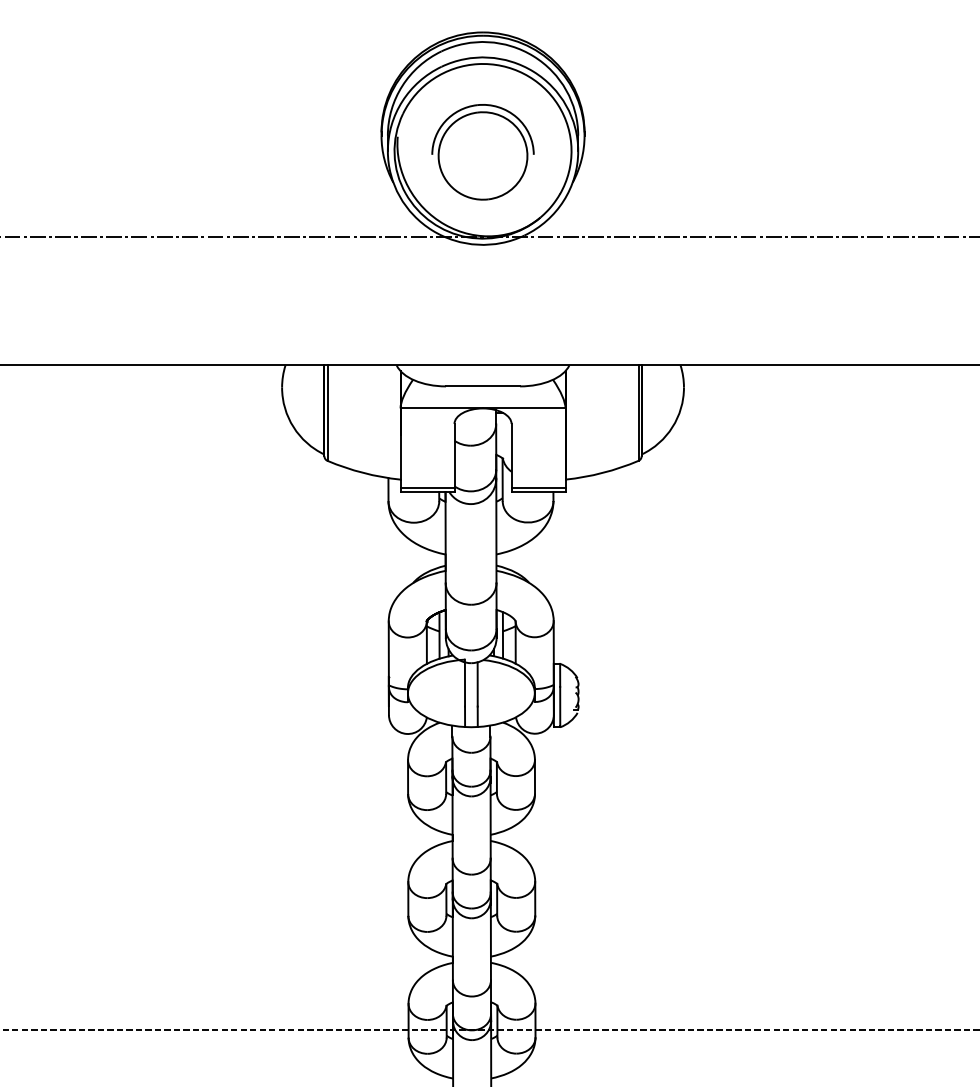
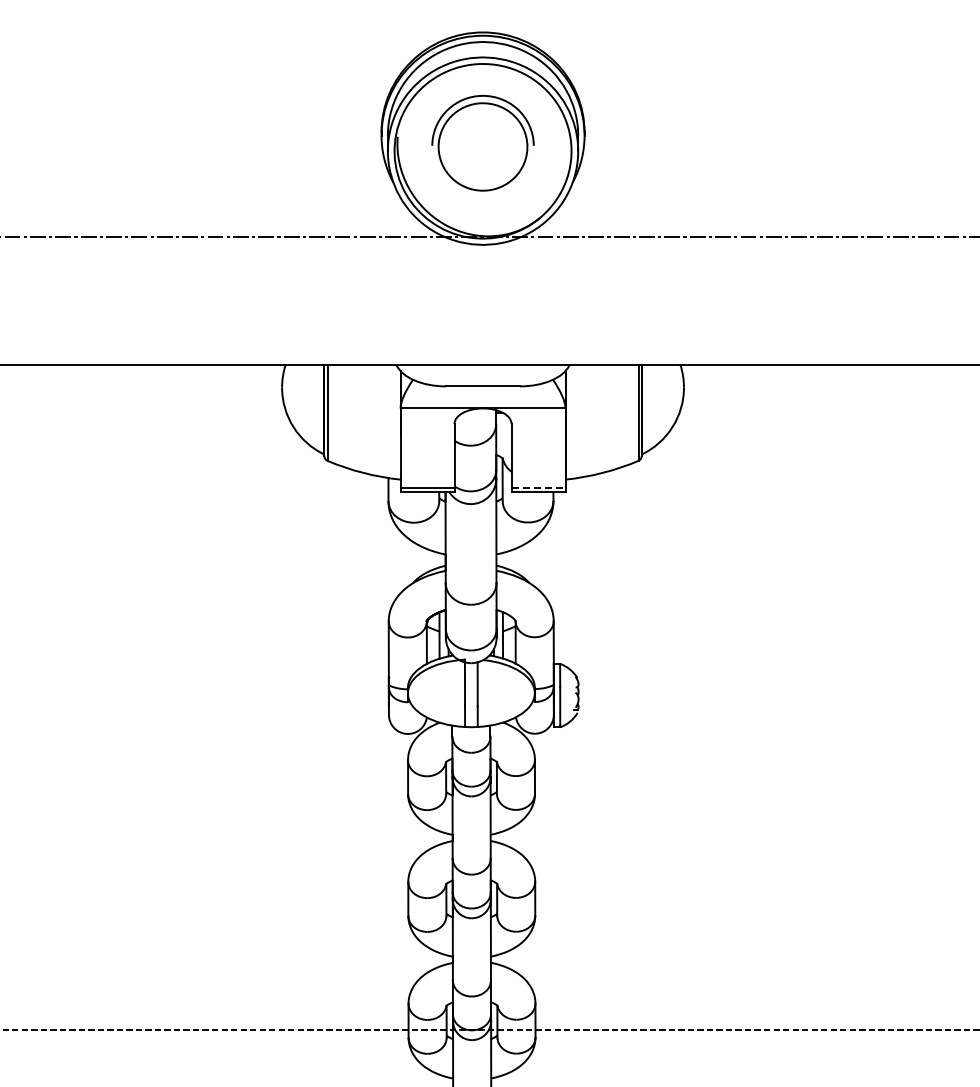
part position: (482, 152) -> (482, 143) (482, 143)
line: solid -> dashed (538, 487)
